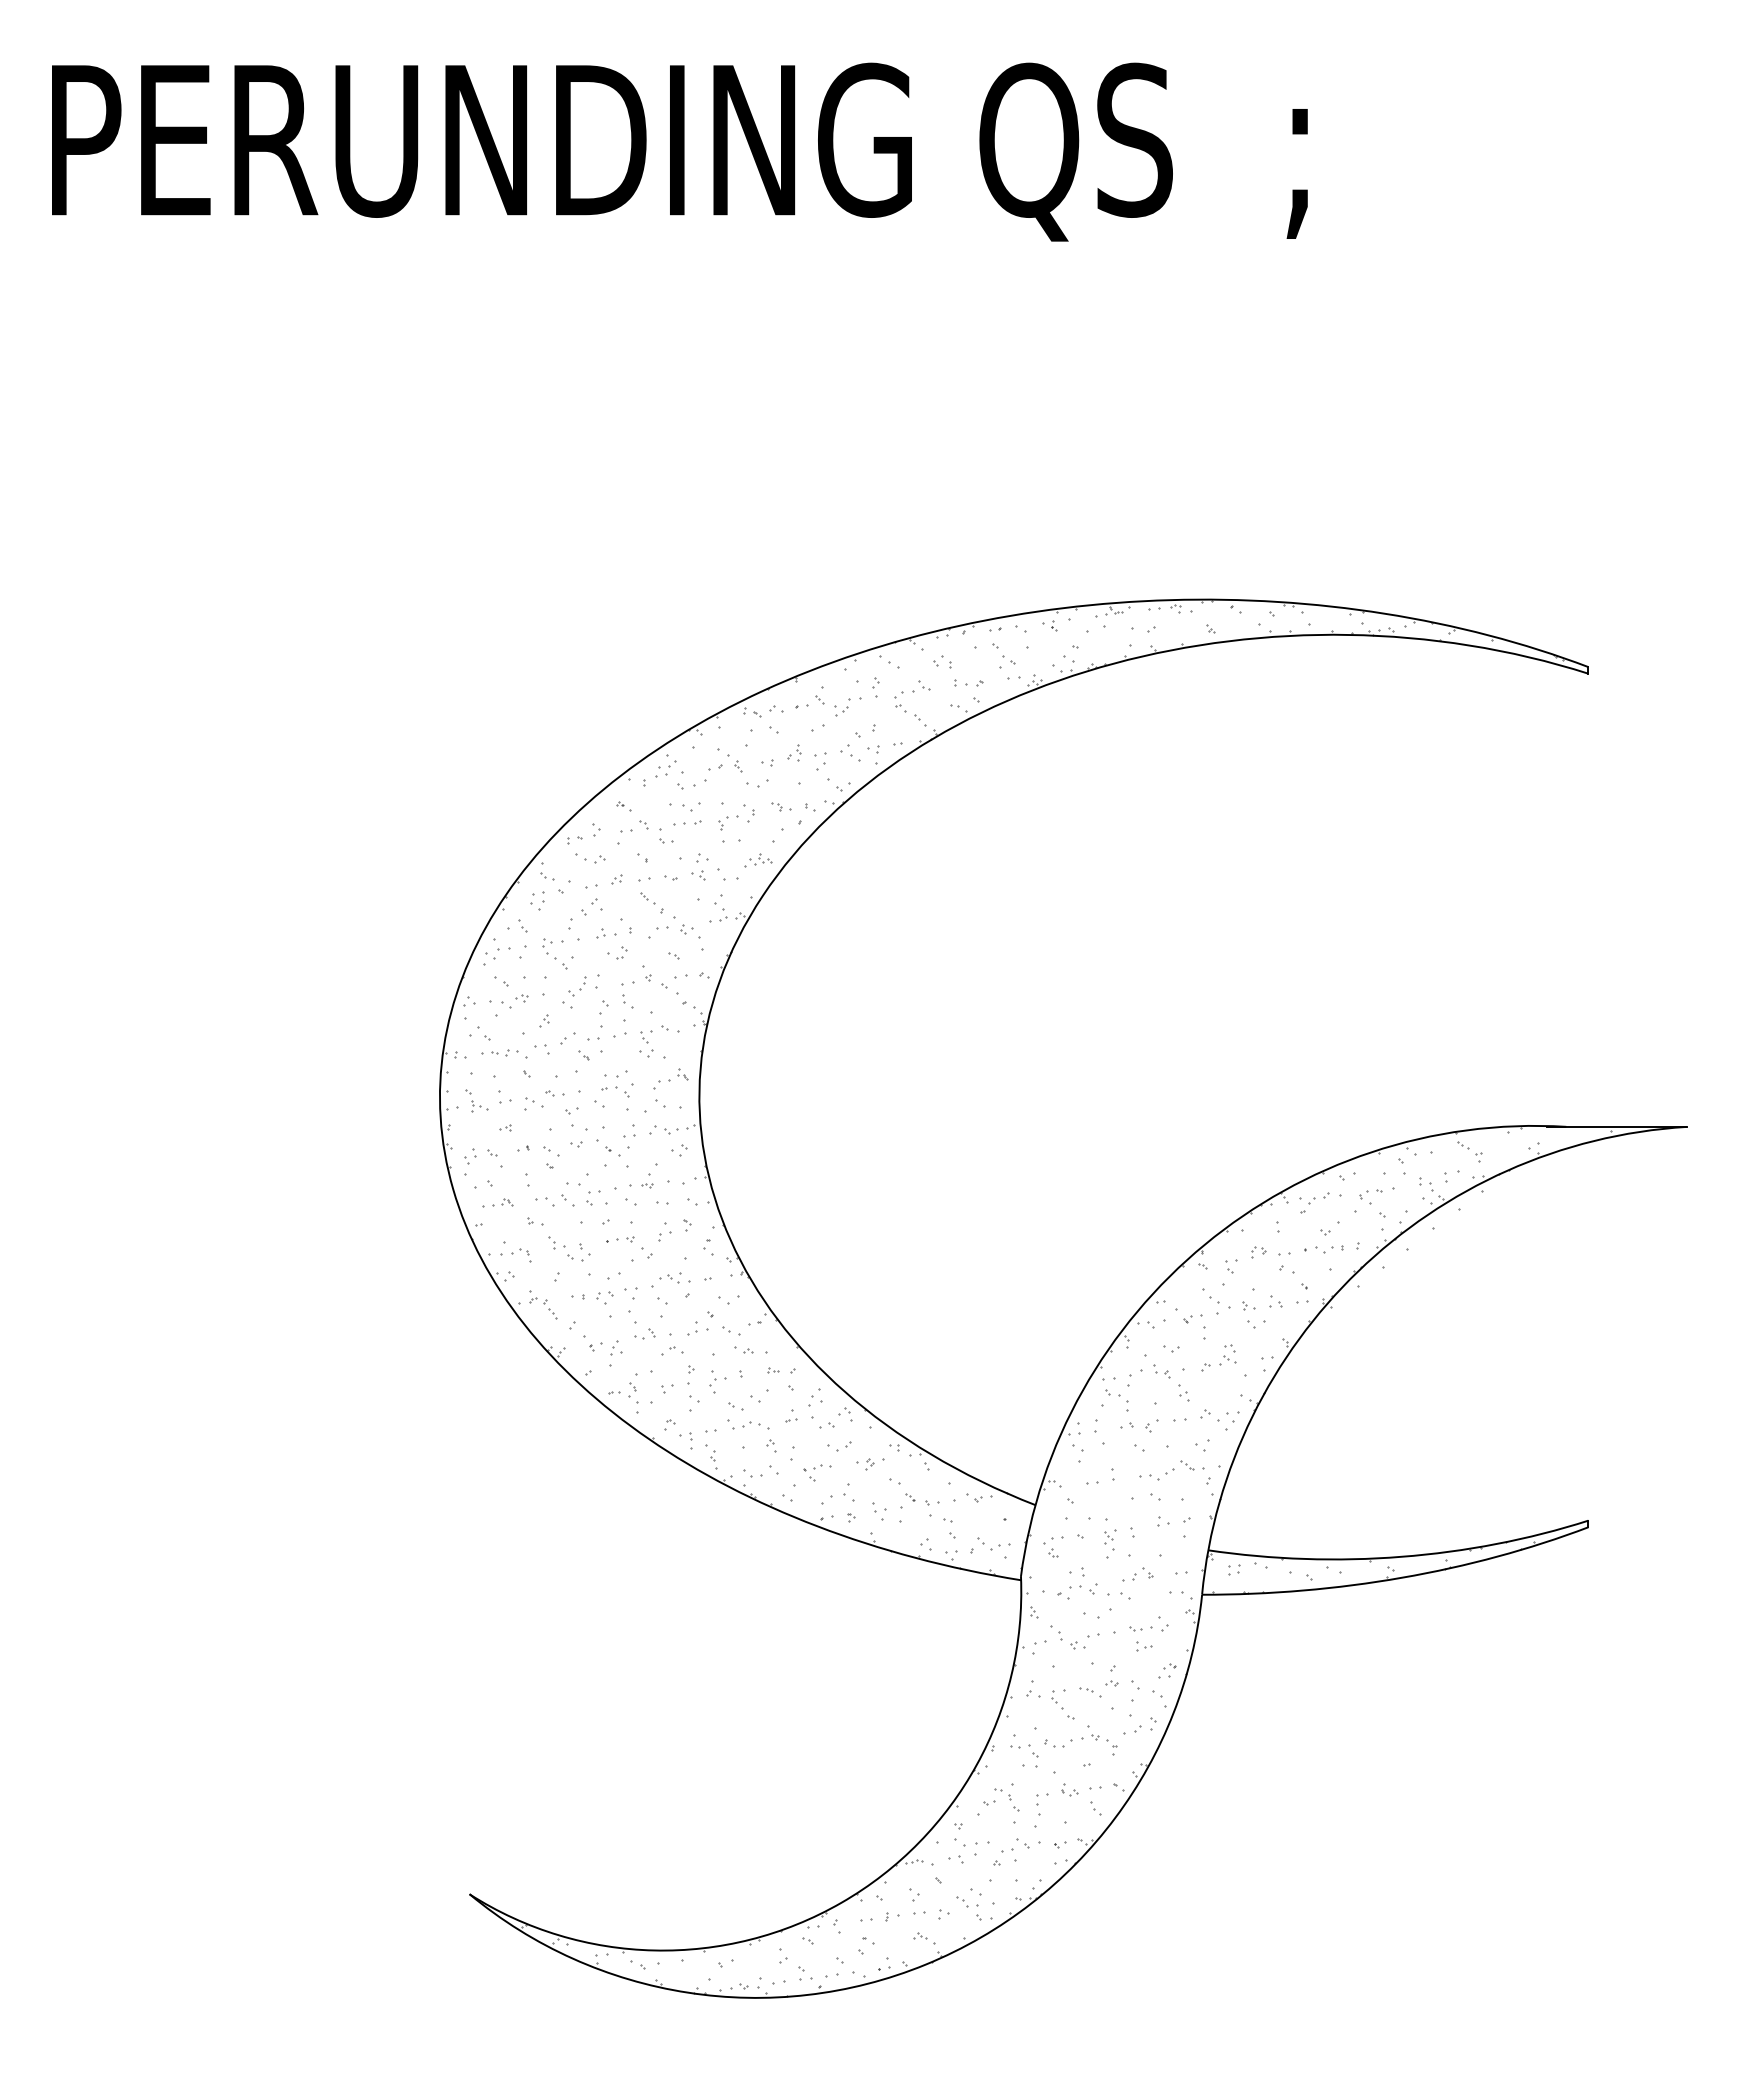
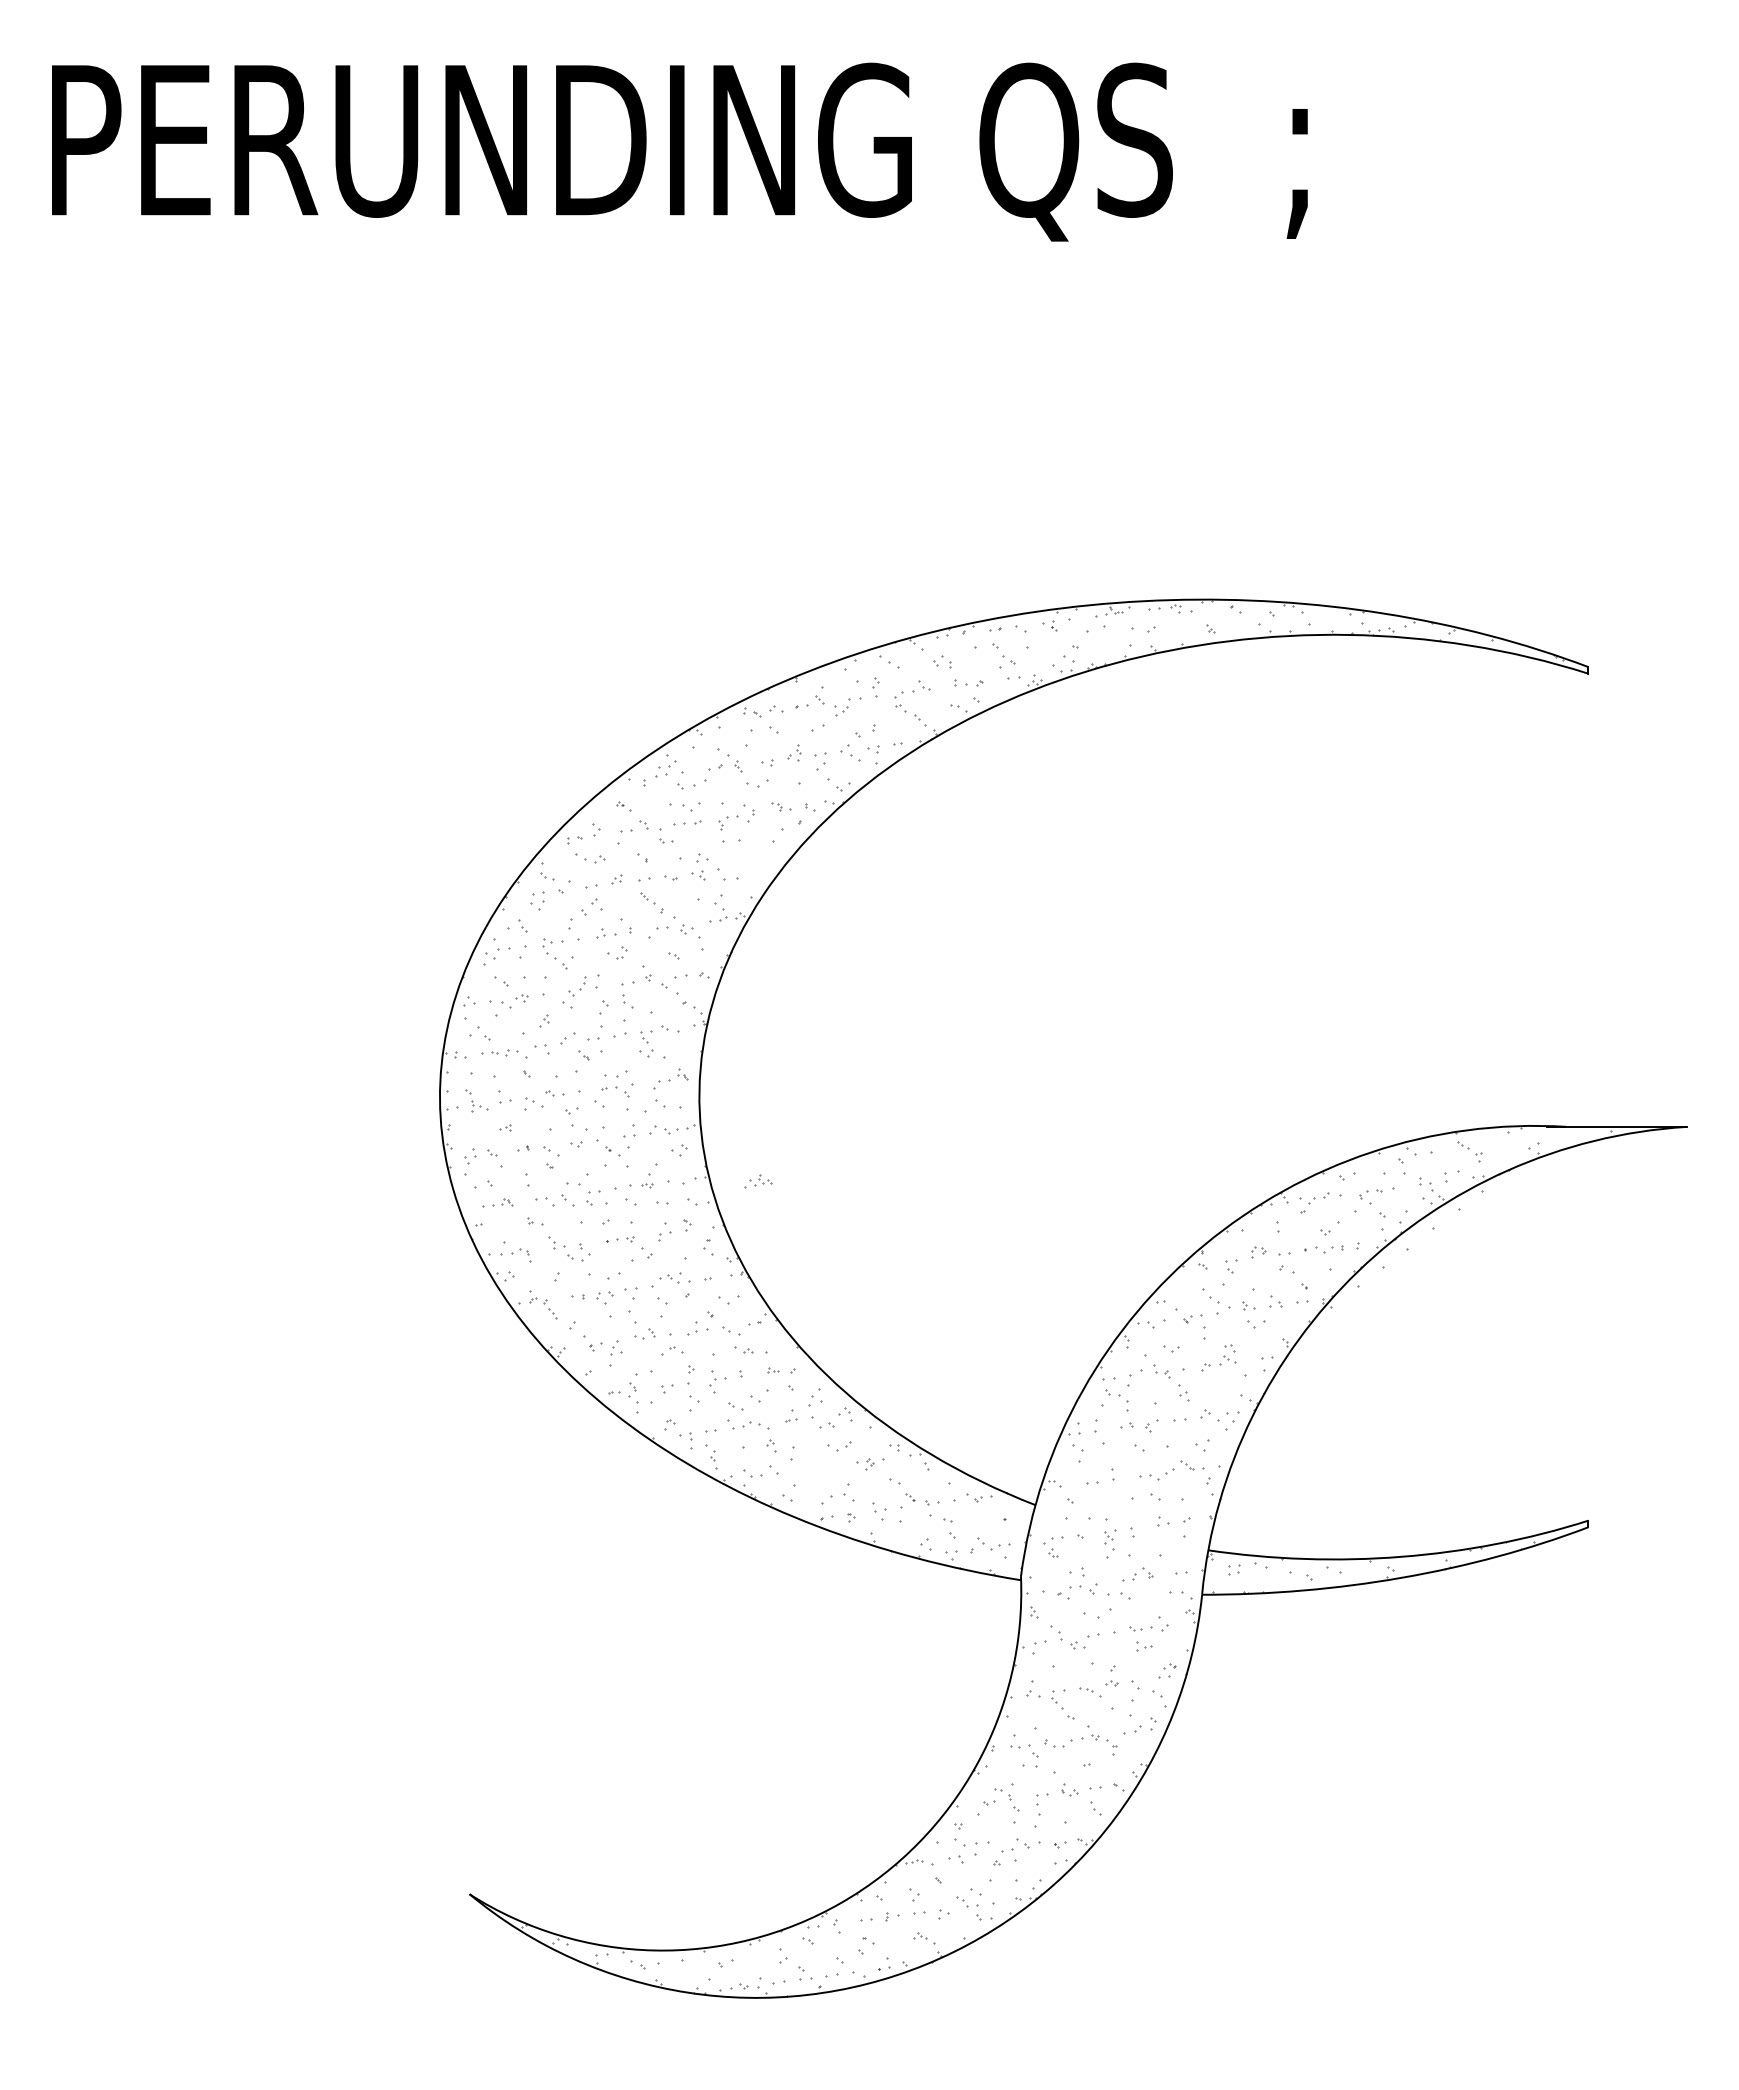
part position: (758, 860) -> (758, 1181) (758, 1181)
part: present -> none (817, 1472)
